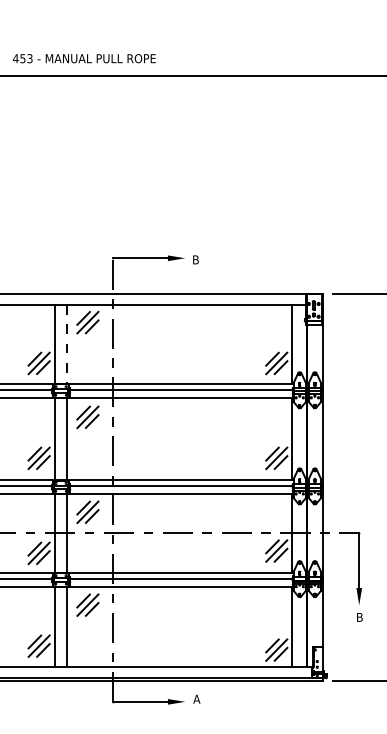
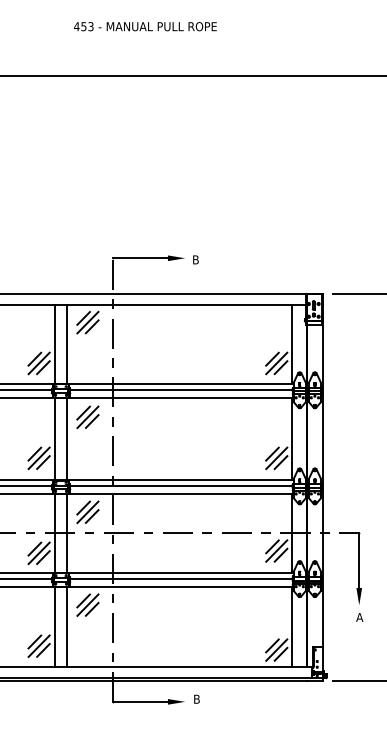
text position: (84, 58) -> (145, 26) (145, 26)
line: dashed -> solid (67, 345)
text: B -> A (359, 617)
text: A -> B (196, 698)
